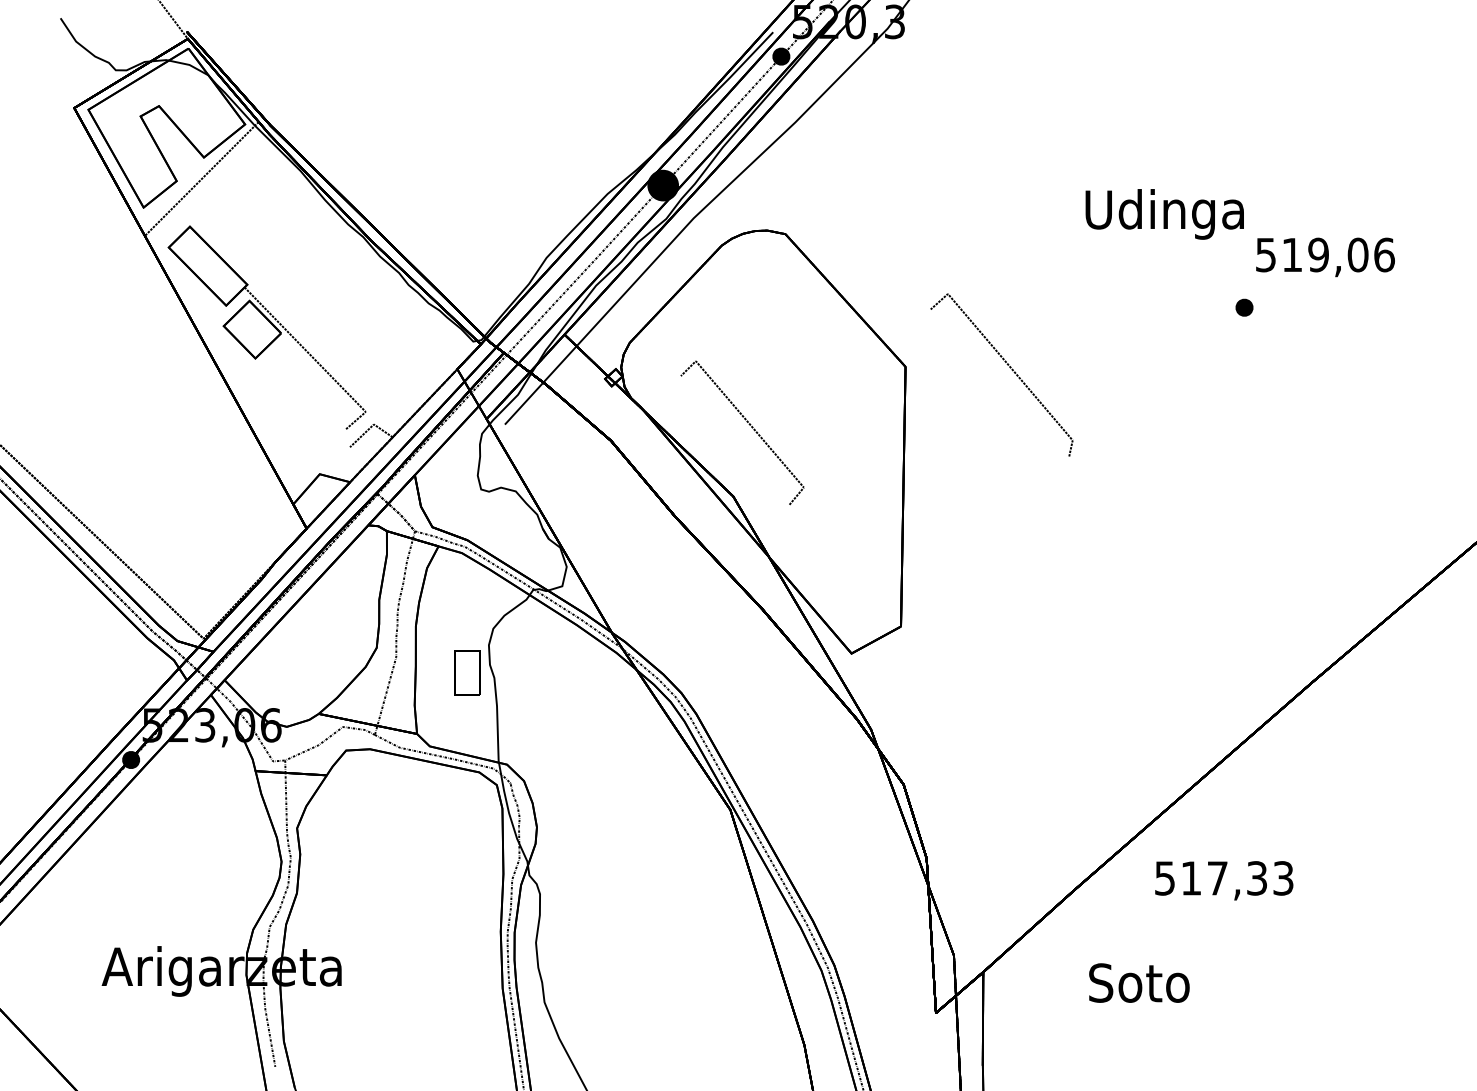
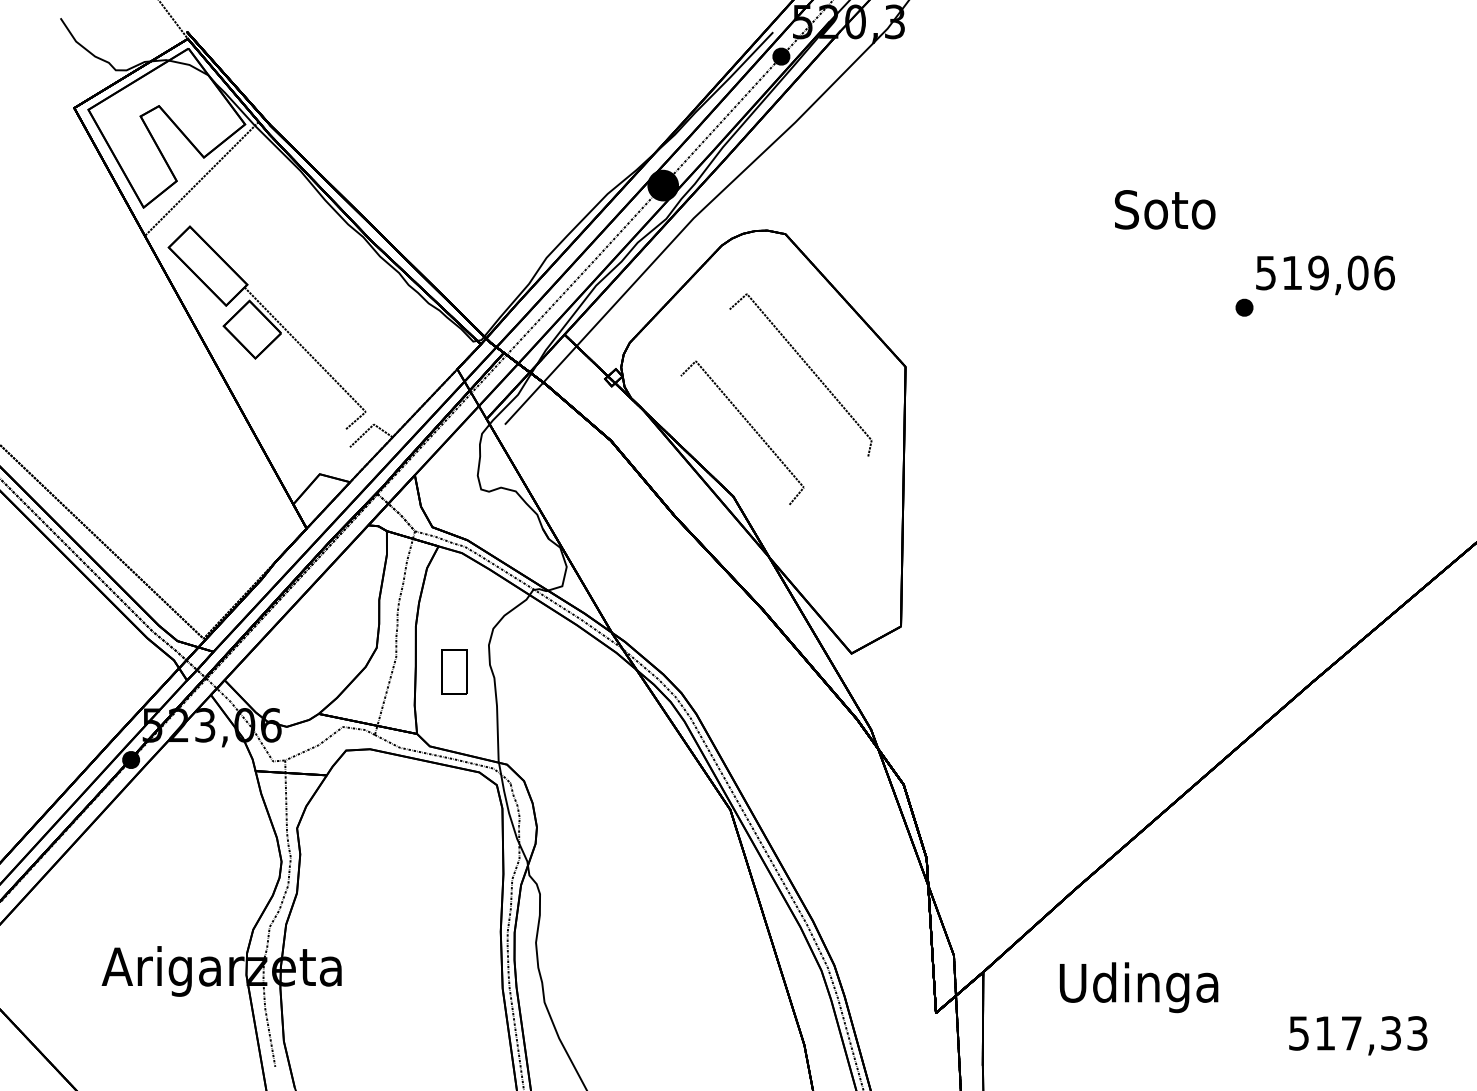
text: Udinga -> Soto (1164, 214)
text position: (1325, 257) -> (1325, 275) (1325, 275)
line position: (1009, 367) -> (808, 367) (808, 367)
part position: (467, 672) -> (454, 671) (454, 671)
text position: (1224, 880) -> (1358, 1035) (1358, 1035)
text: Soto -> Udinga (1138, 987)
